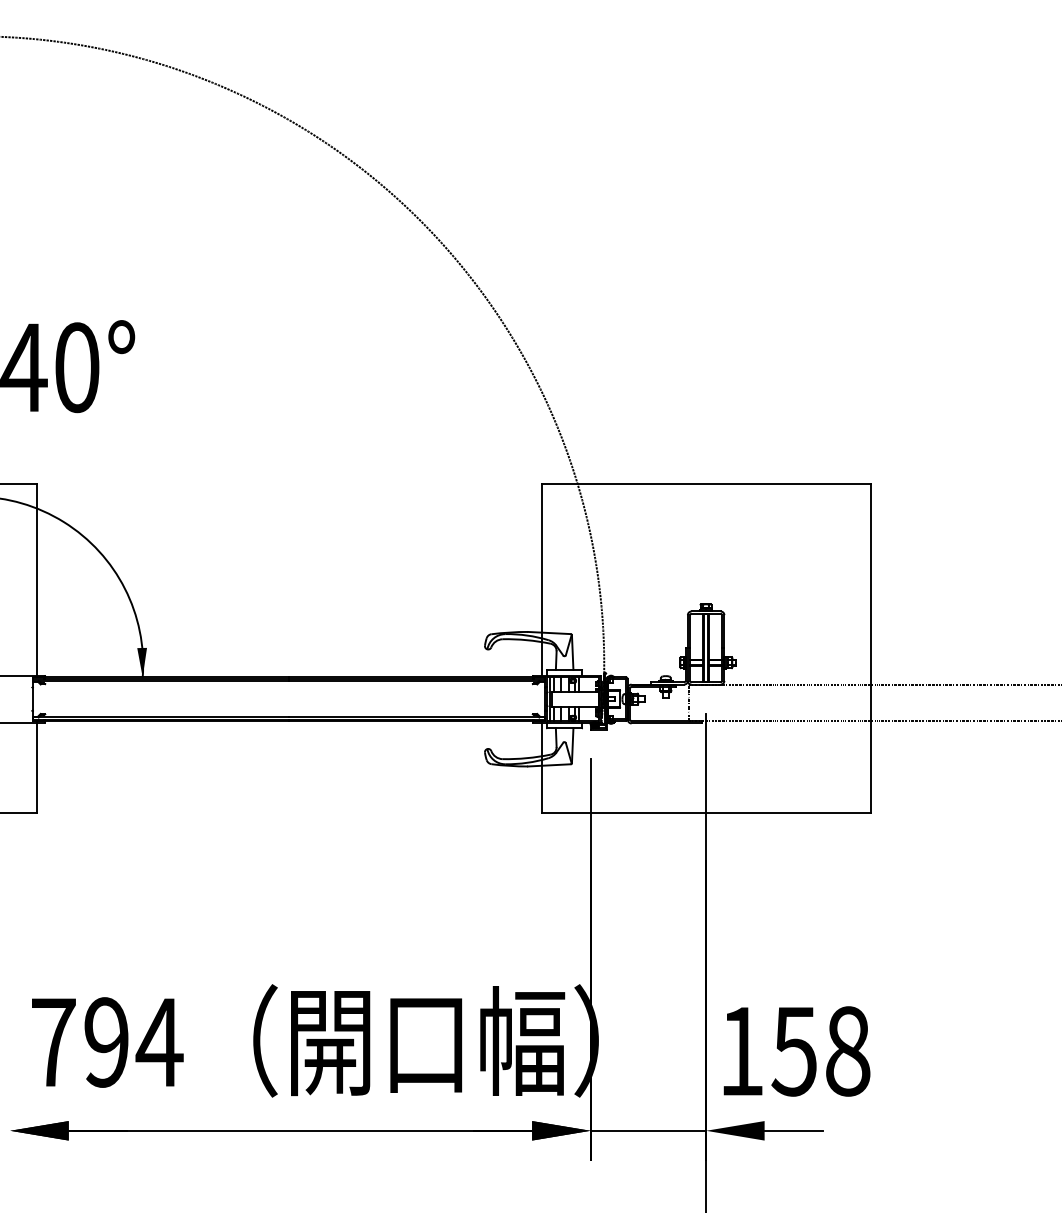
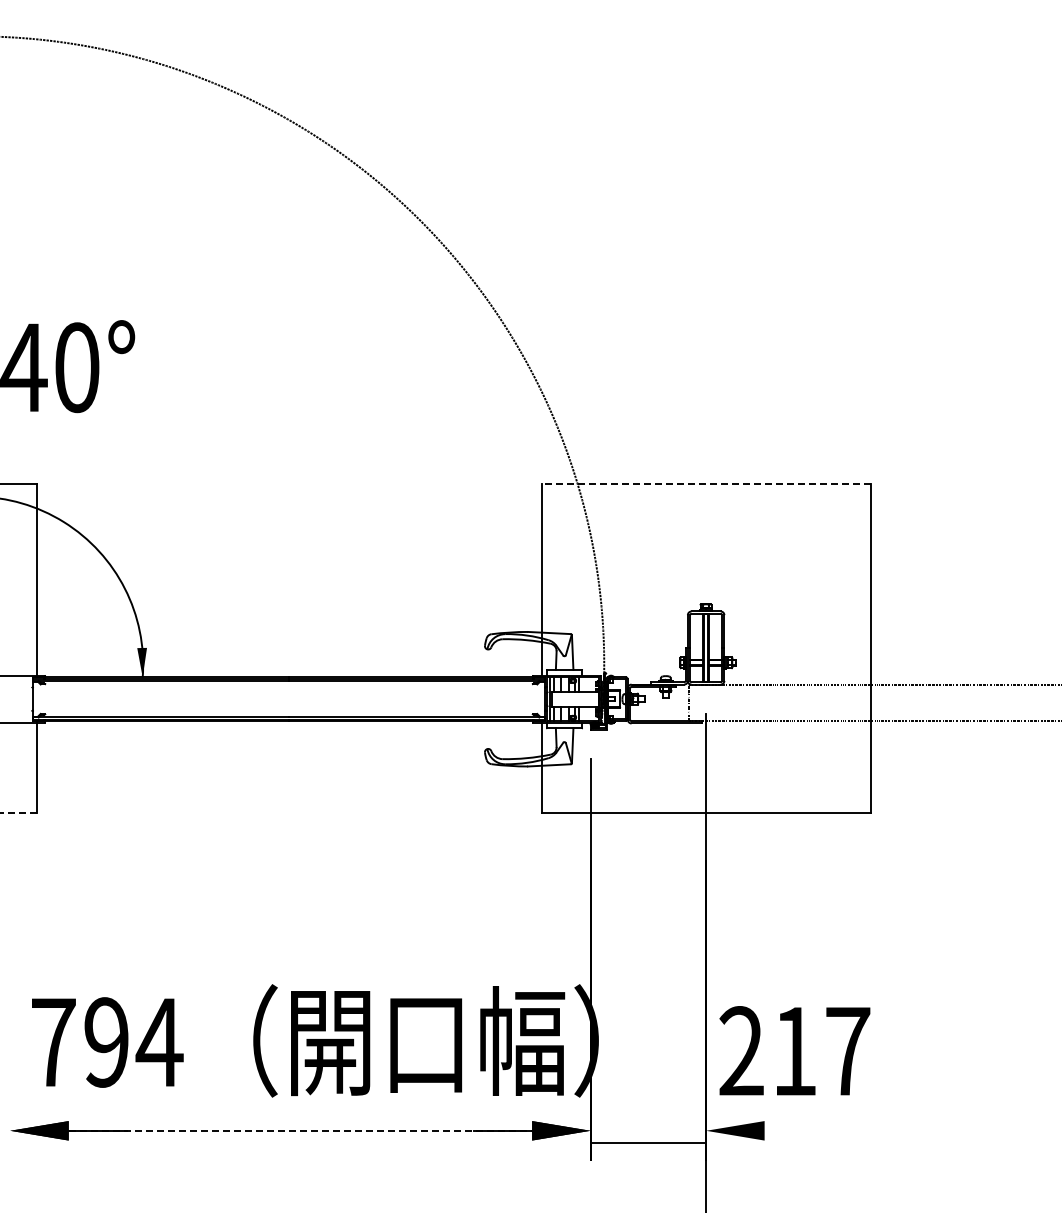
line: solid -> dashed (705, 483)
line: solid -> dashed (18, 812)
text: 158 -> 217 (794, 1051)
line: solid -> dashed (300, 1130)
line position: (648, 1130) -> (648, 1142) (648, 1142)
line: present -> none (793, 1130)
